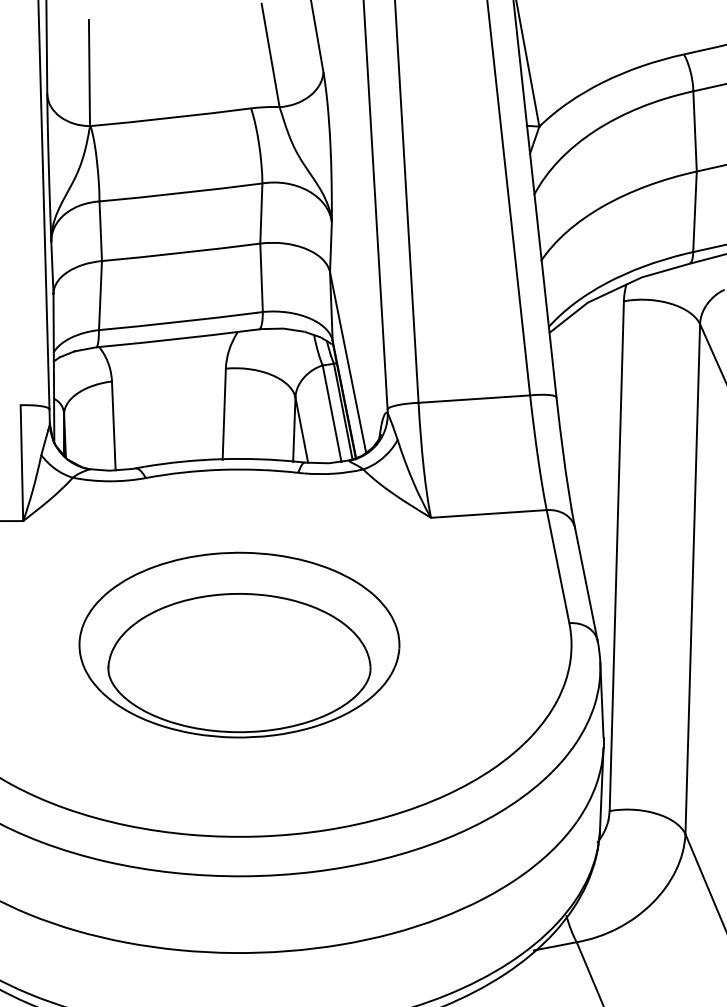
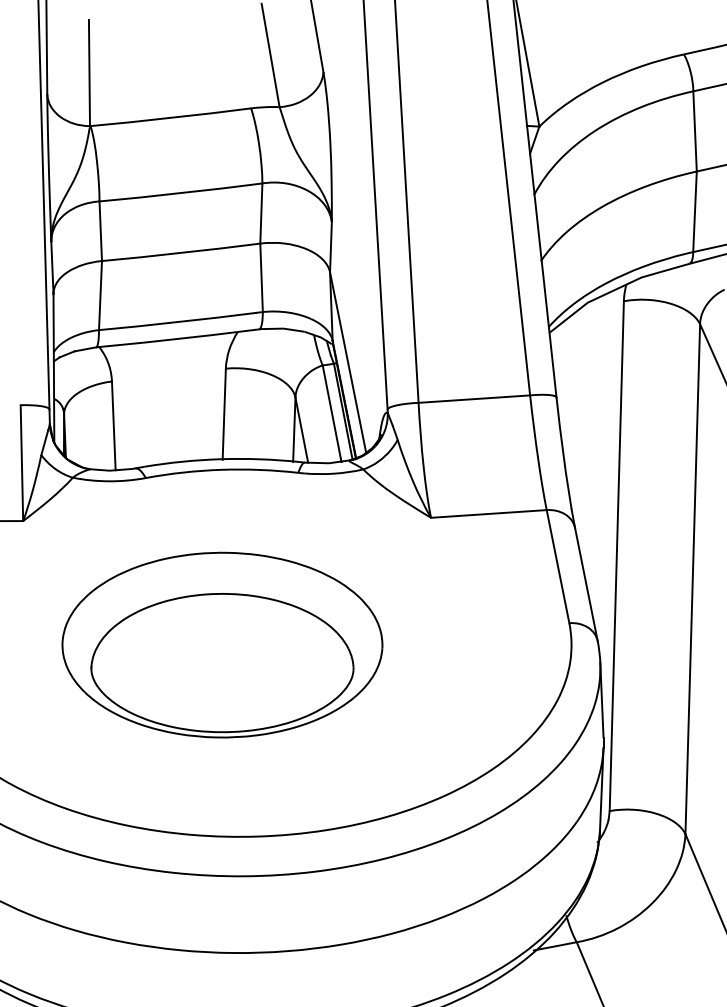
part position: (239, 644) -> (222, 644) (222, 644)
